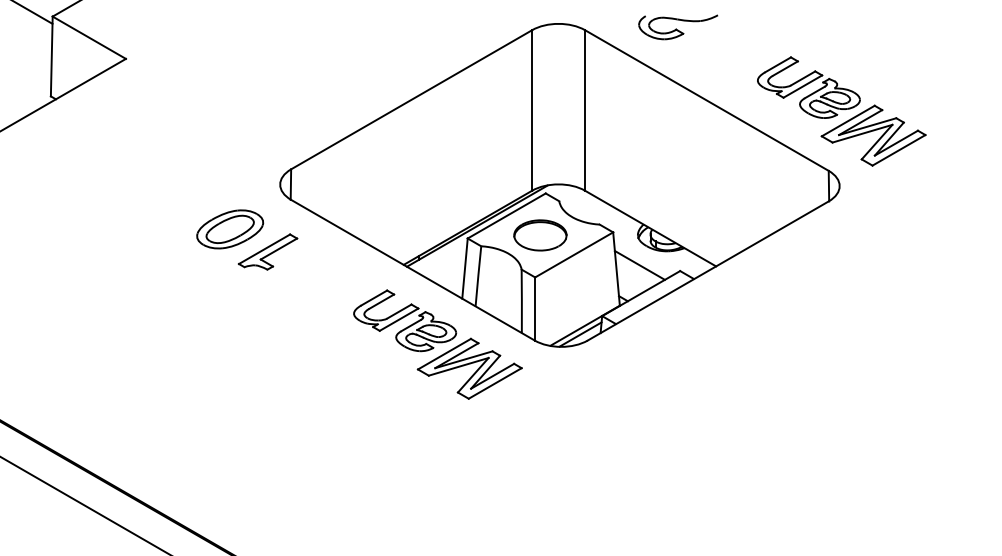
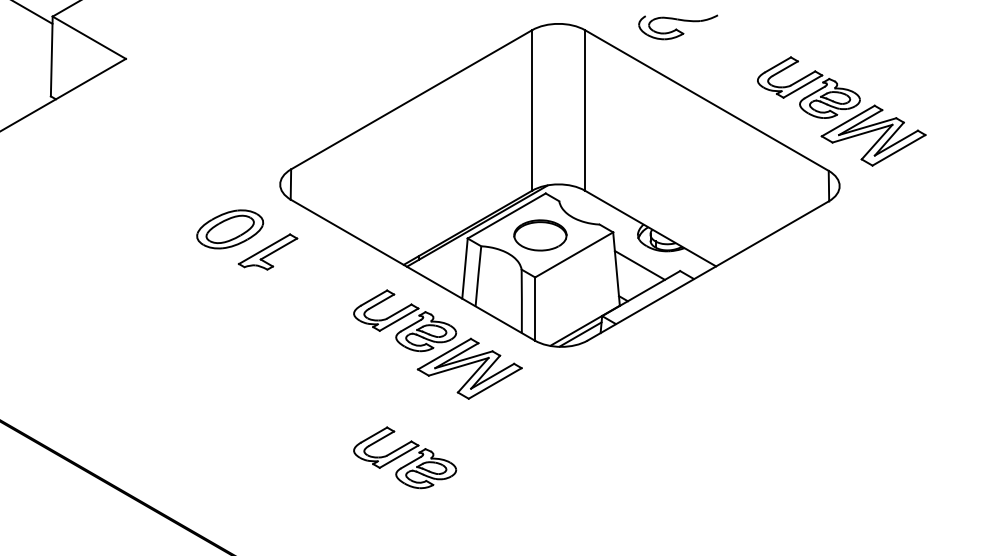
part: none -> present (405, 457)
line: present -> none (84, 504)
